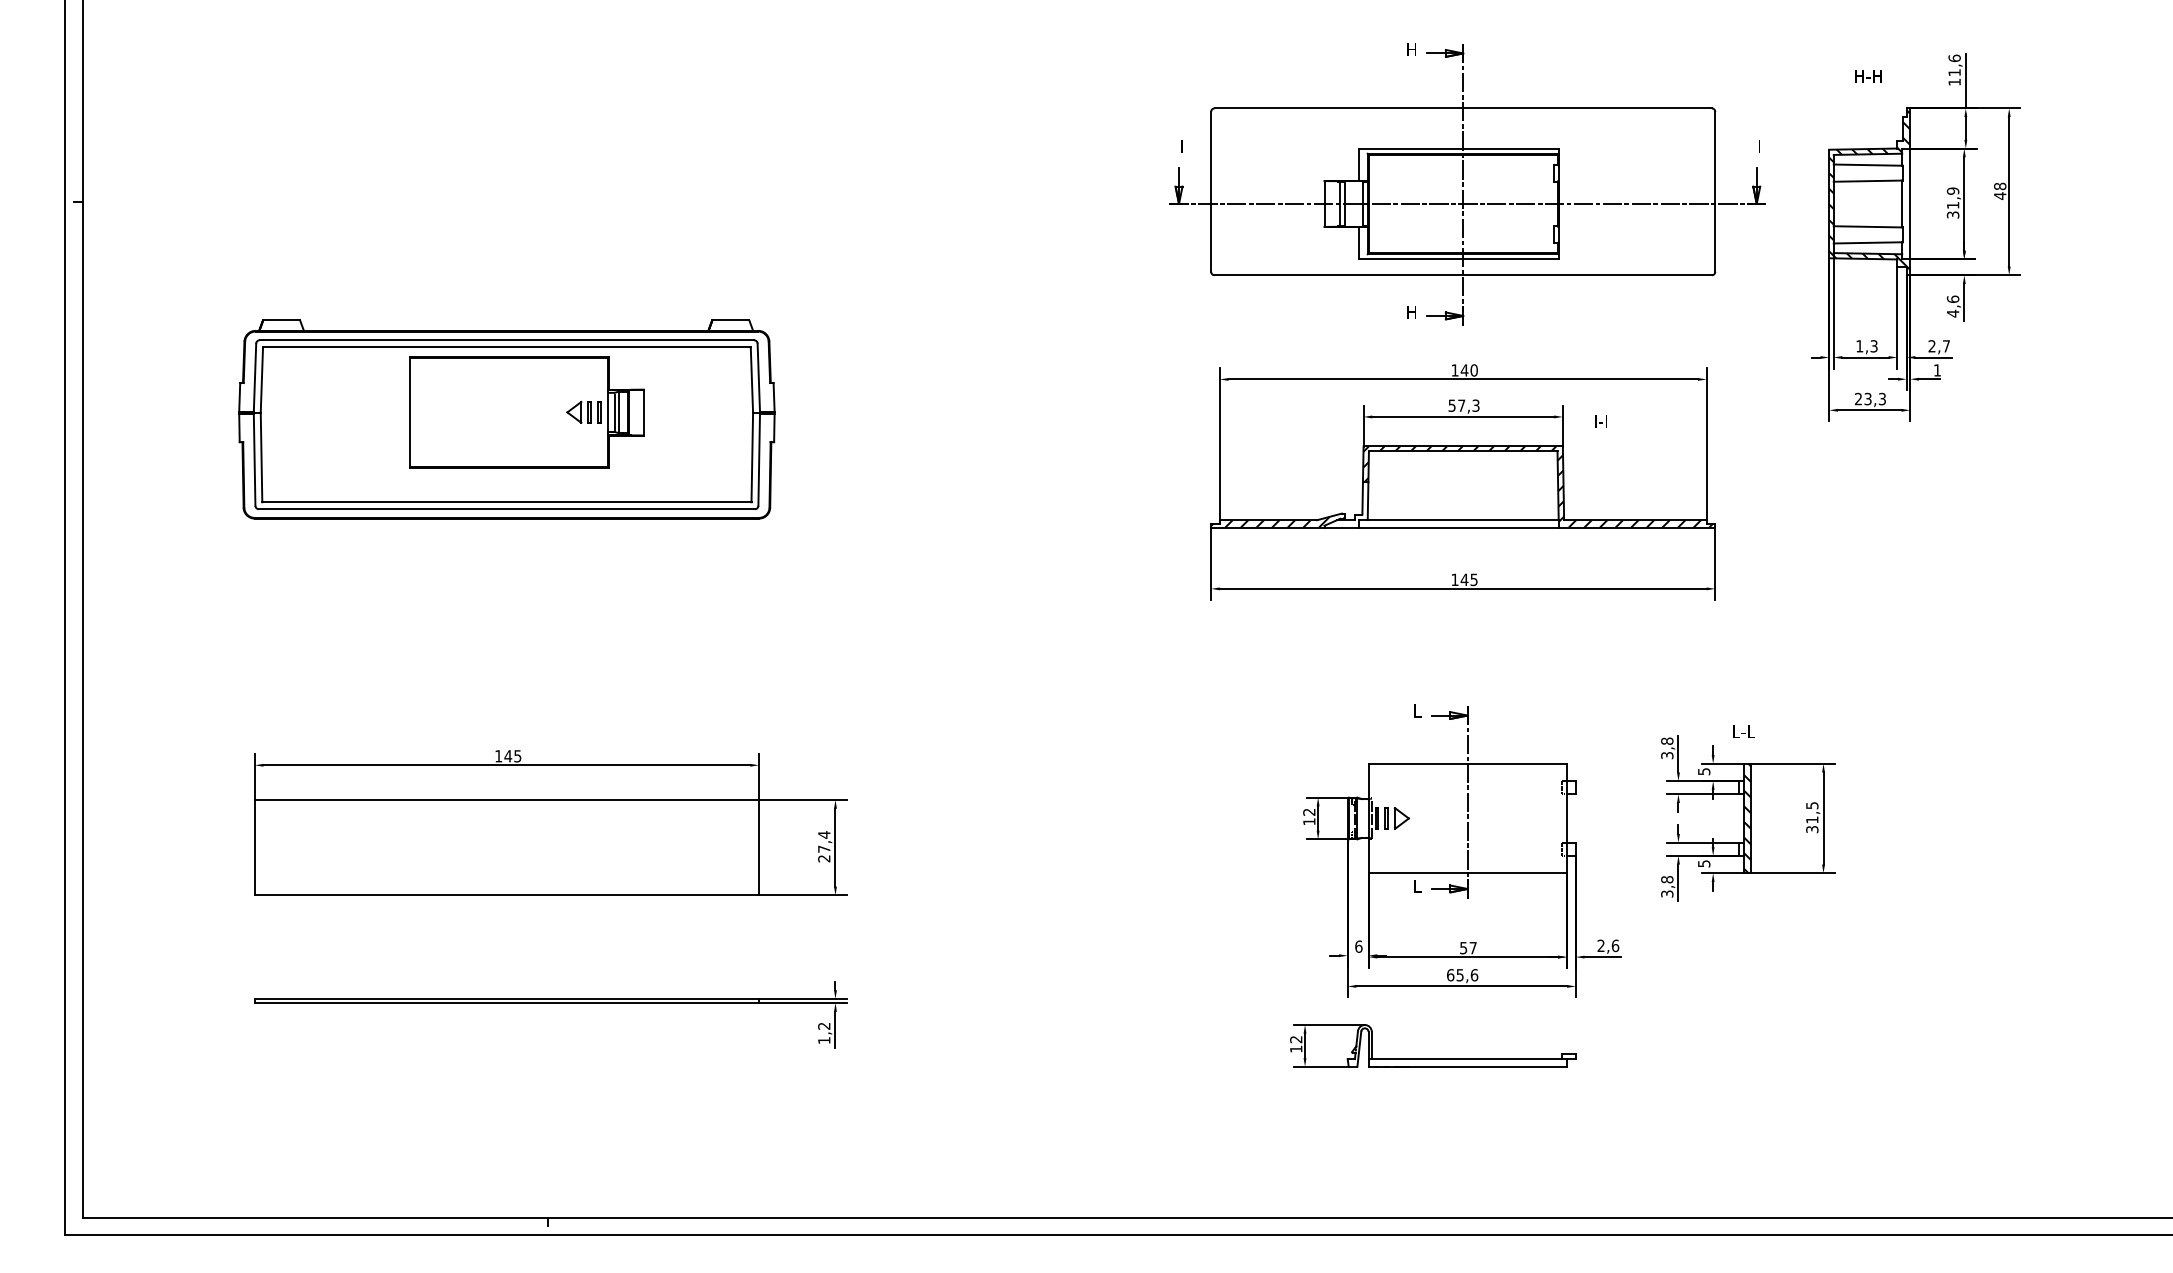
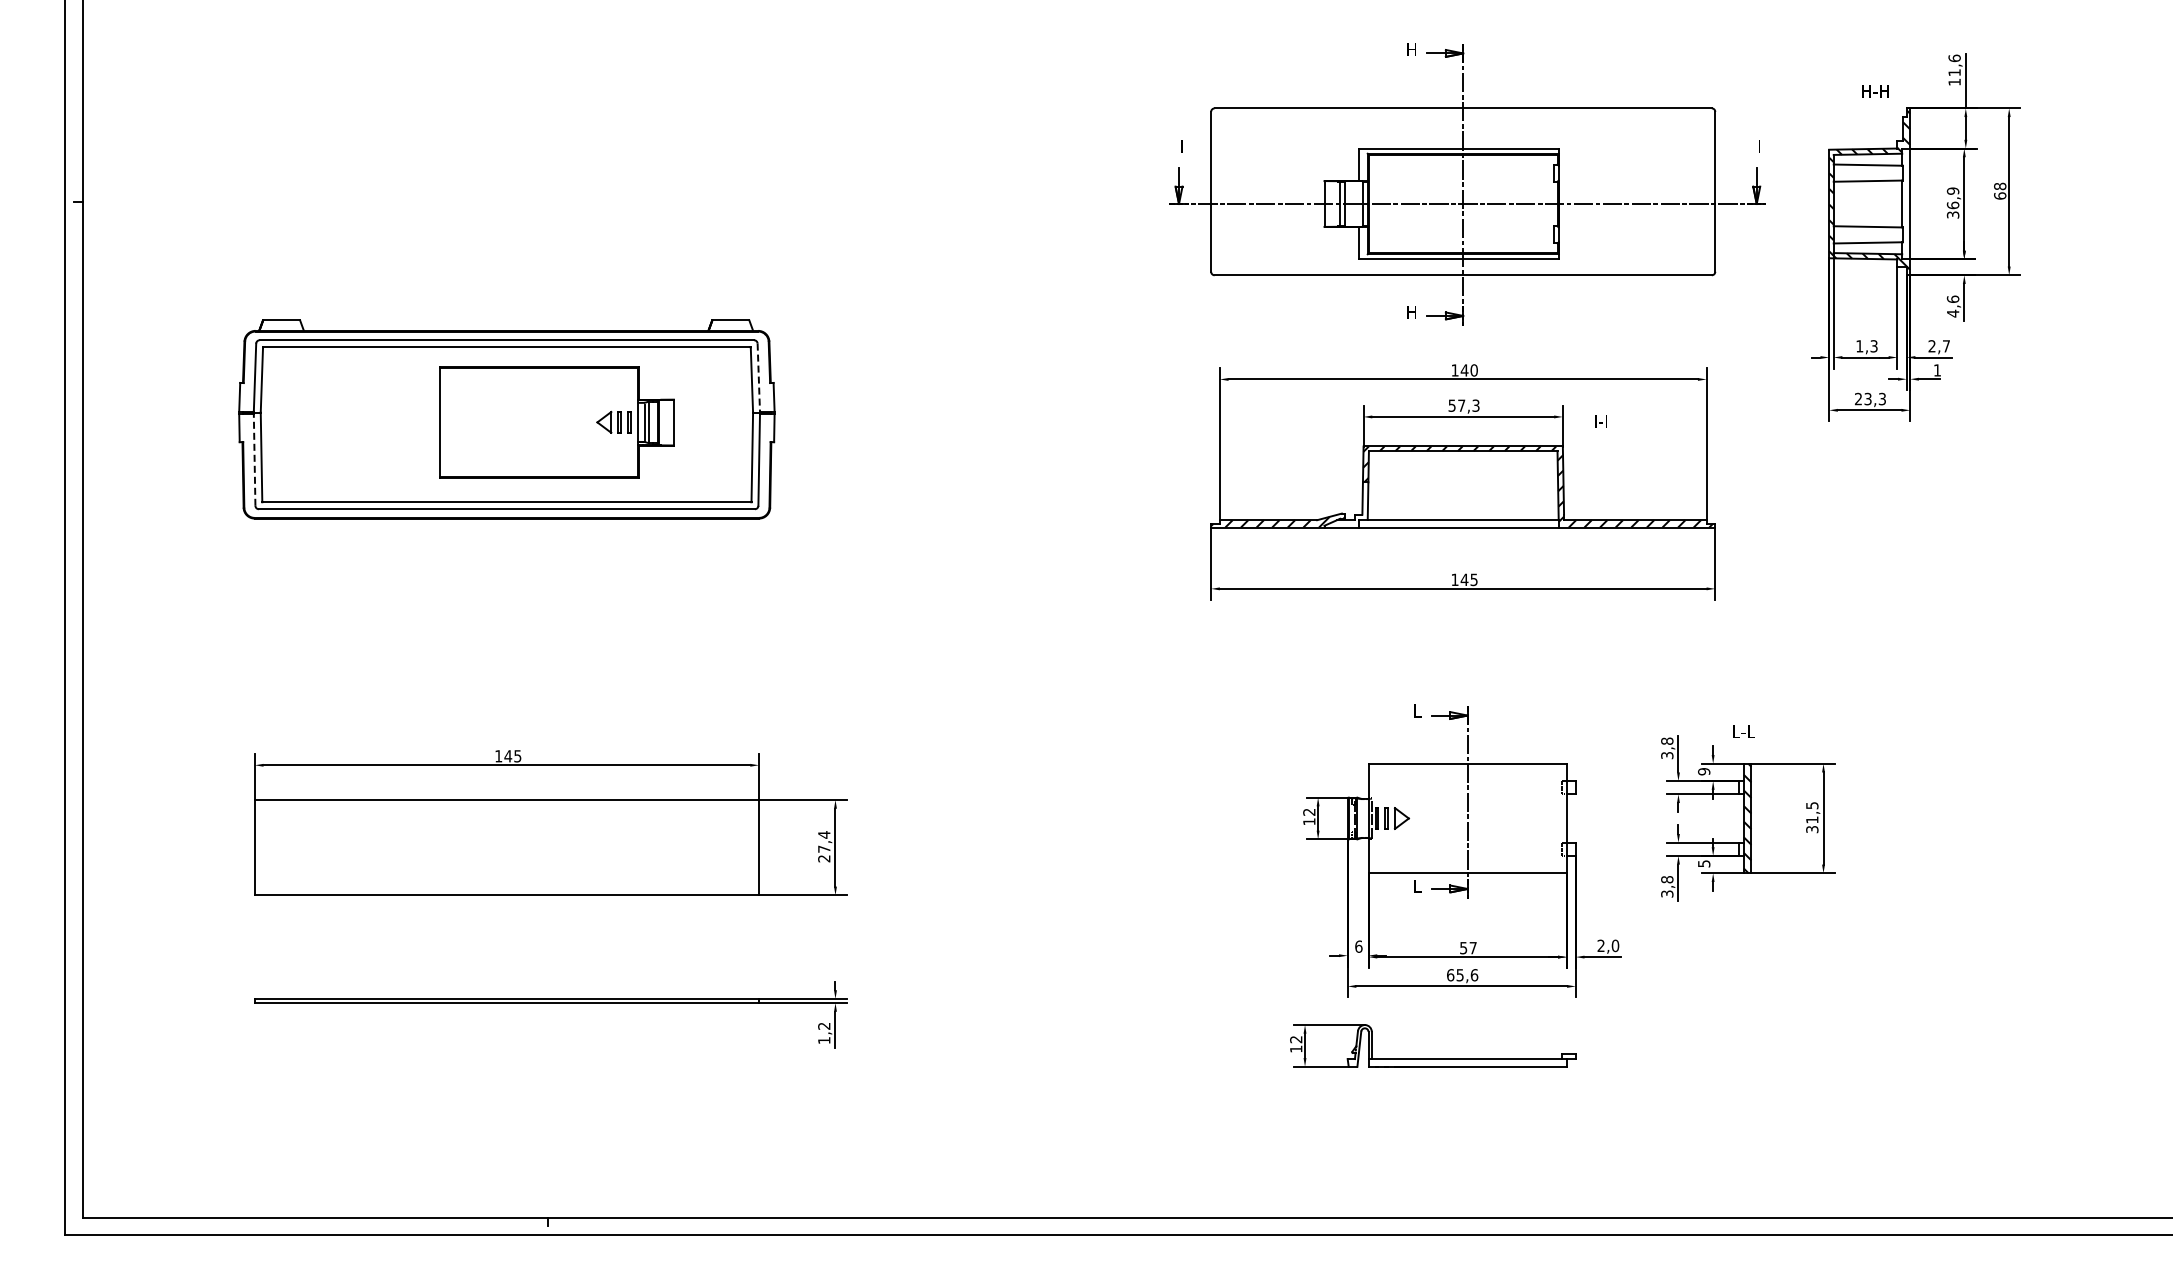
text position: (1868, 76) -> (1875, 91) (1875, 91)
text: 48 -> 68 (2000, 195)
text: 31,9 -> 36,9 (1952, 205)
line: solid -> dashed (758, 377)
part position: (526, 412) -> (556, 422) (556, 422)
line: solid -> dashed (254, 459)
text: 5 -> 9 (1703, 771)
text: 2,6 -> 2,0 (1615, 945)
